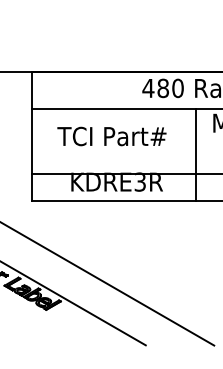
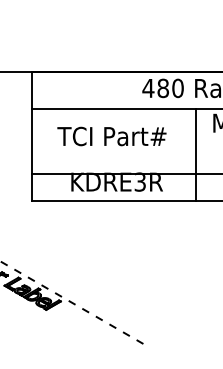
line: present -> none (108, 284)
line: solid -> dashed (73, 303)
